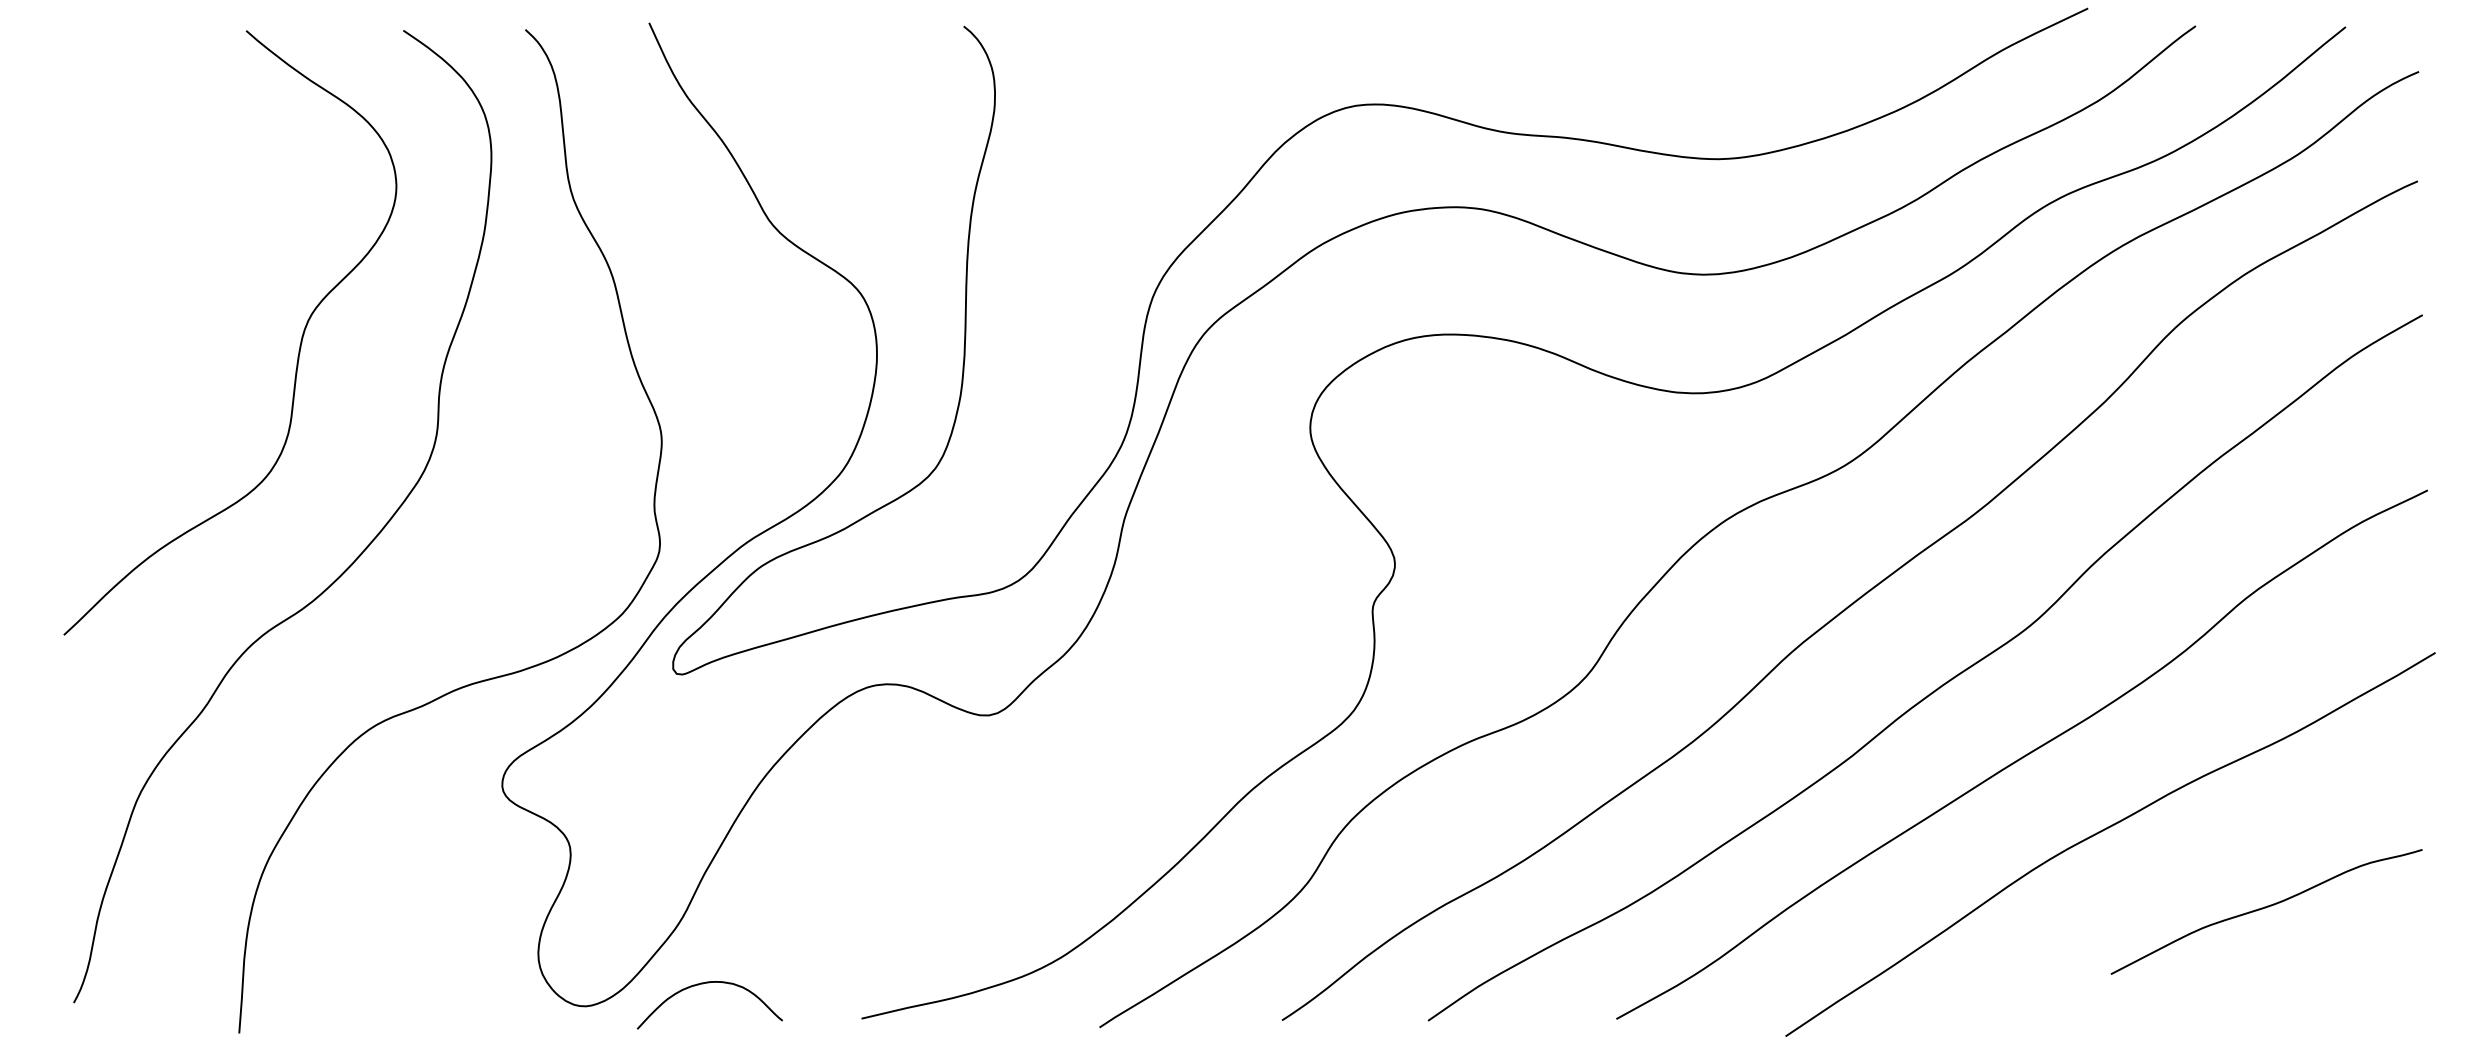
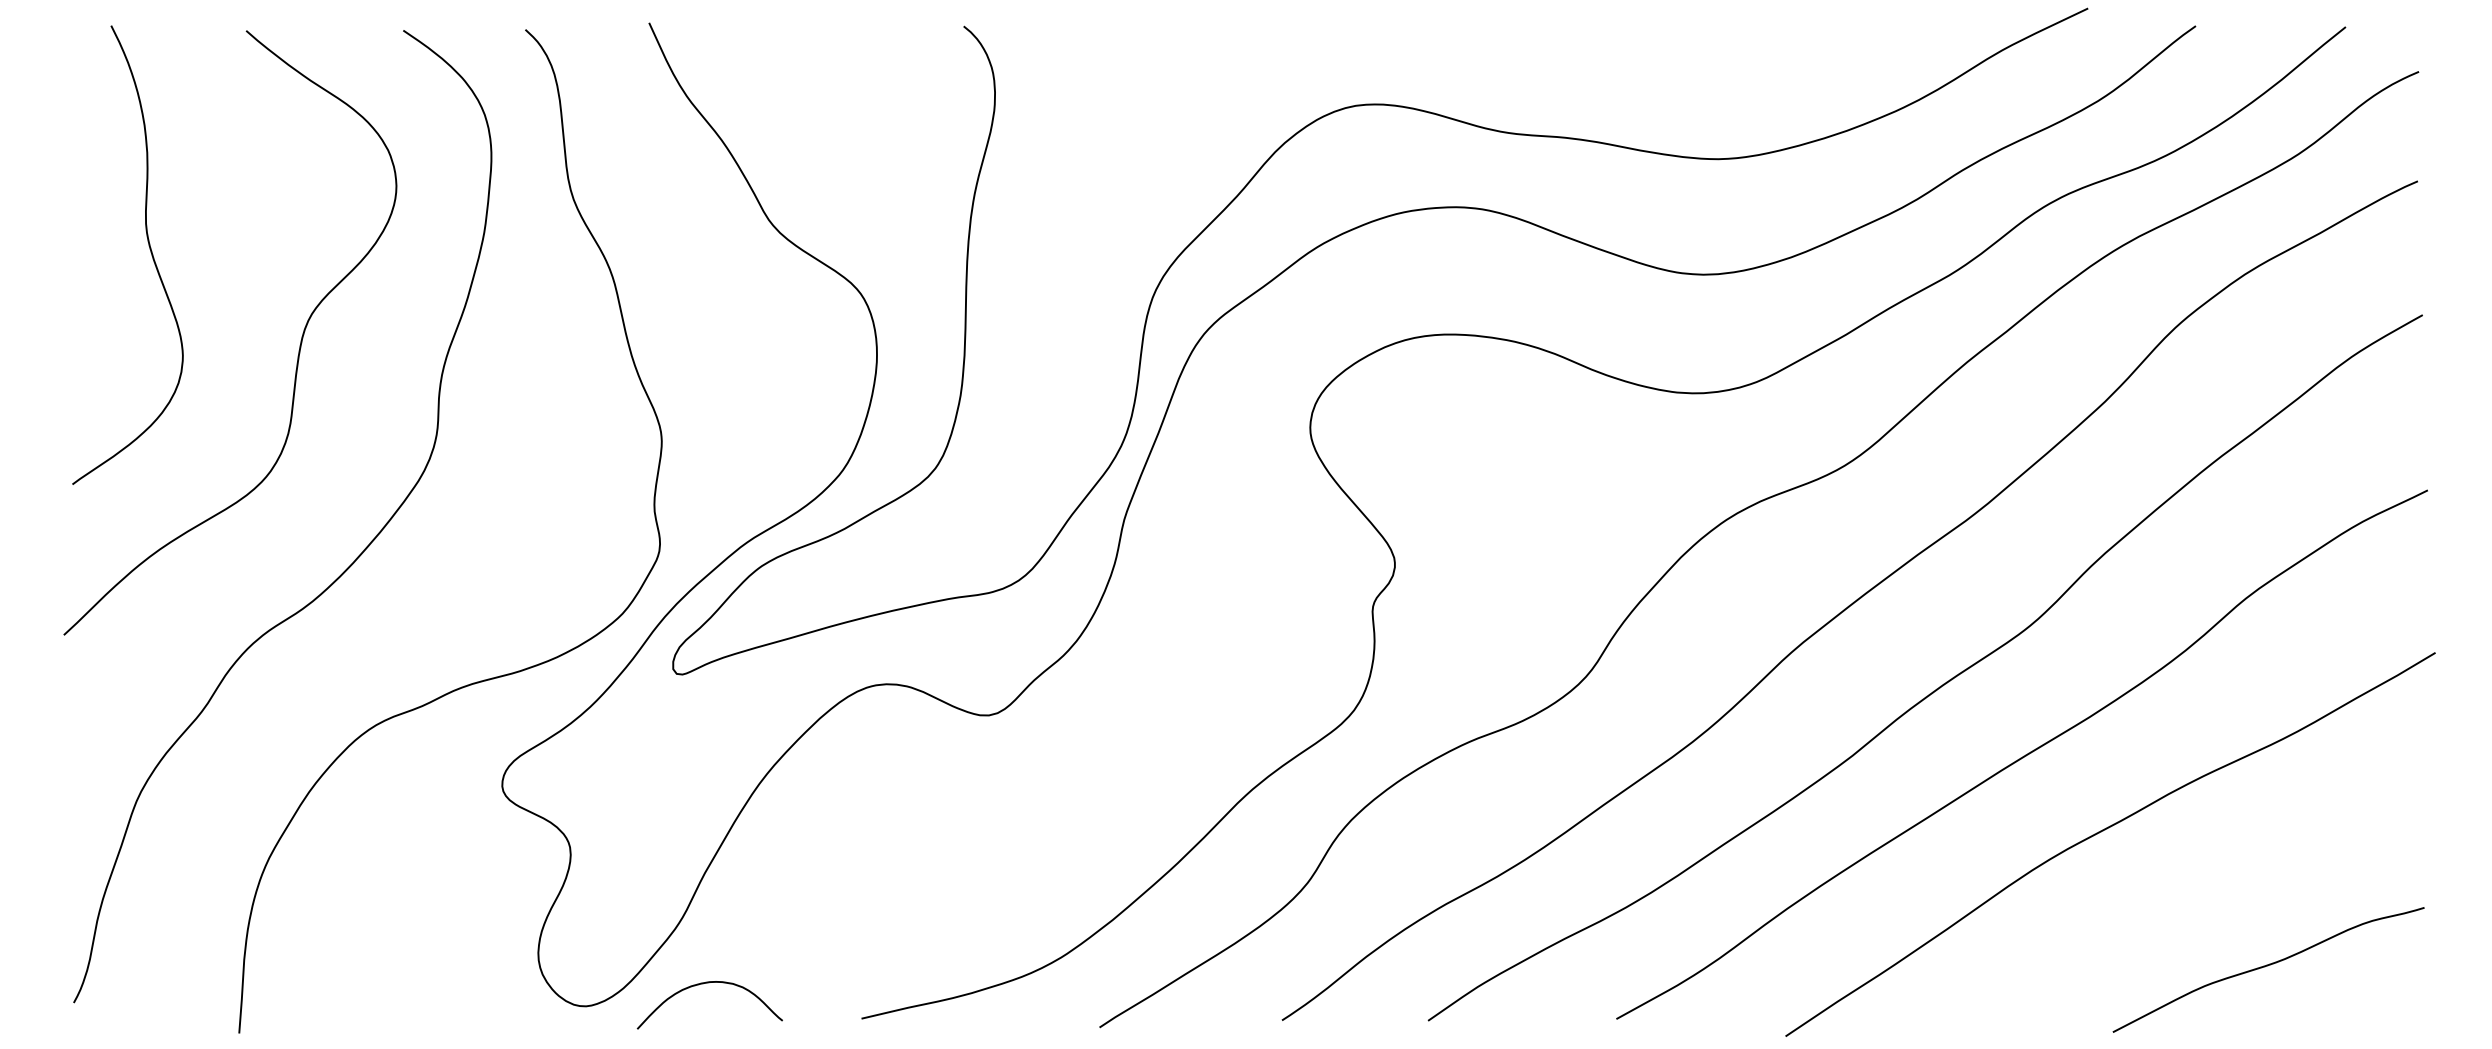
curve: none -> present (148, 246)
curve position: (2265, 908) -> (2267, 966) (2267, 966)
